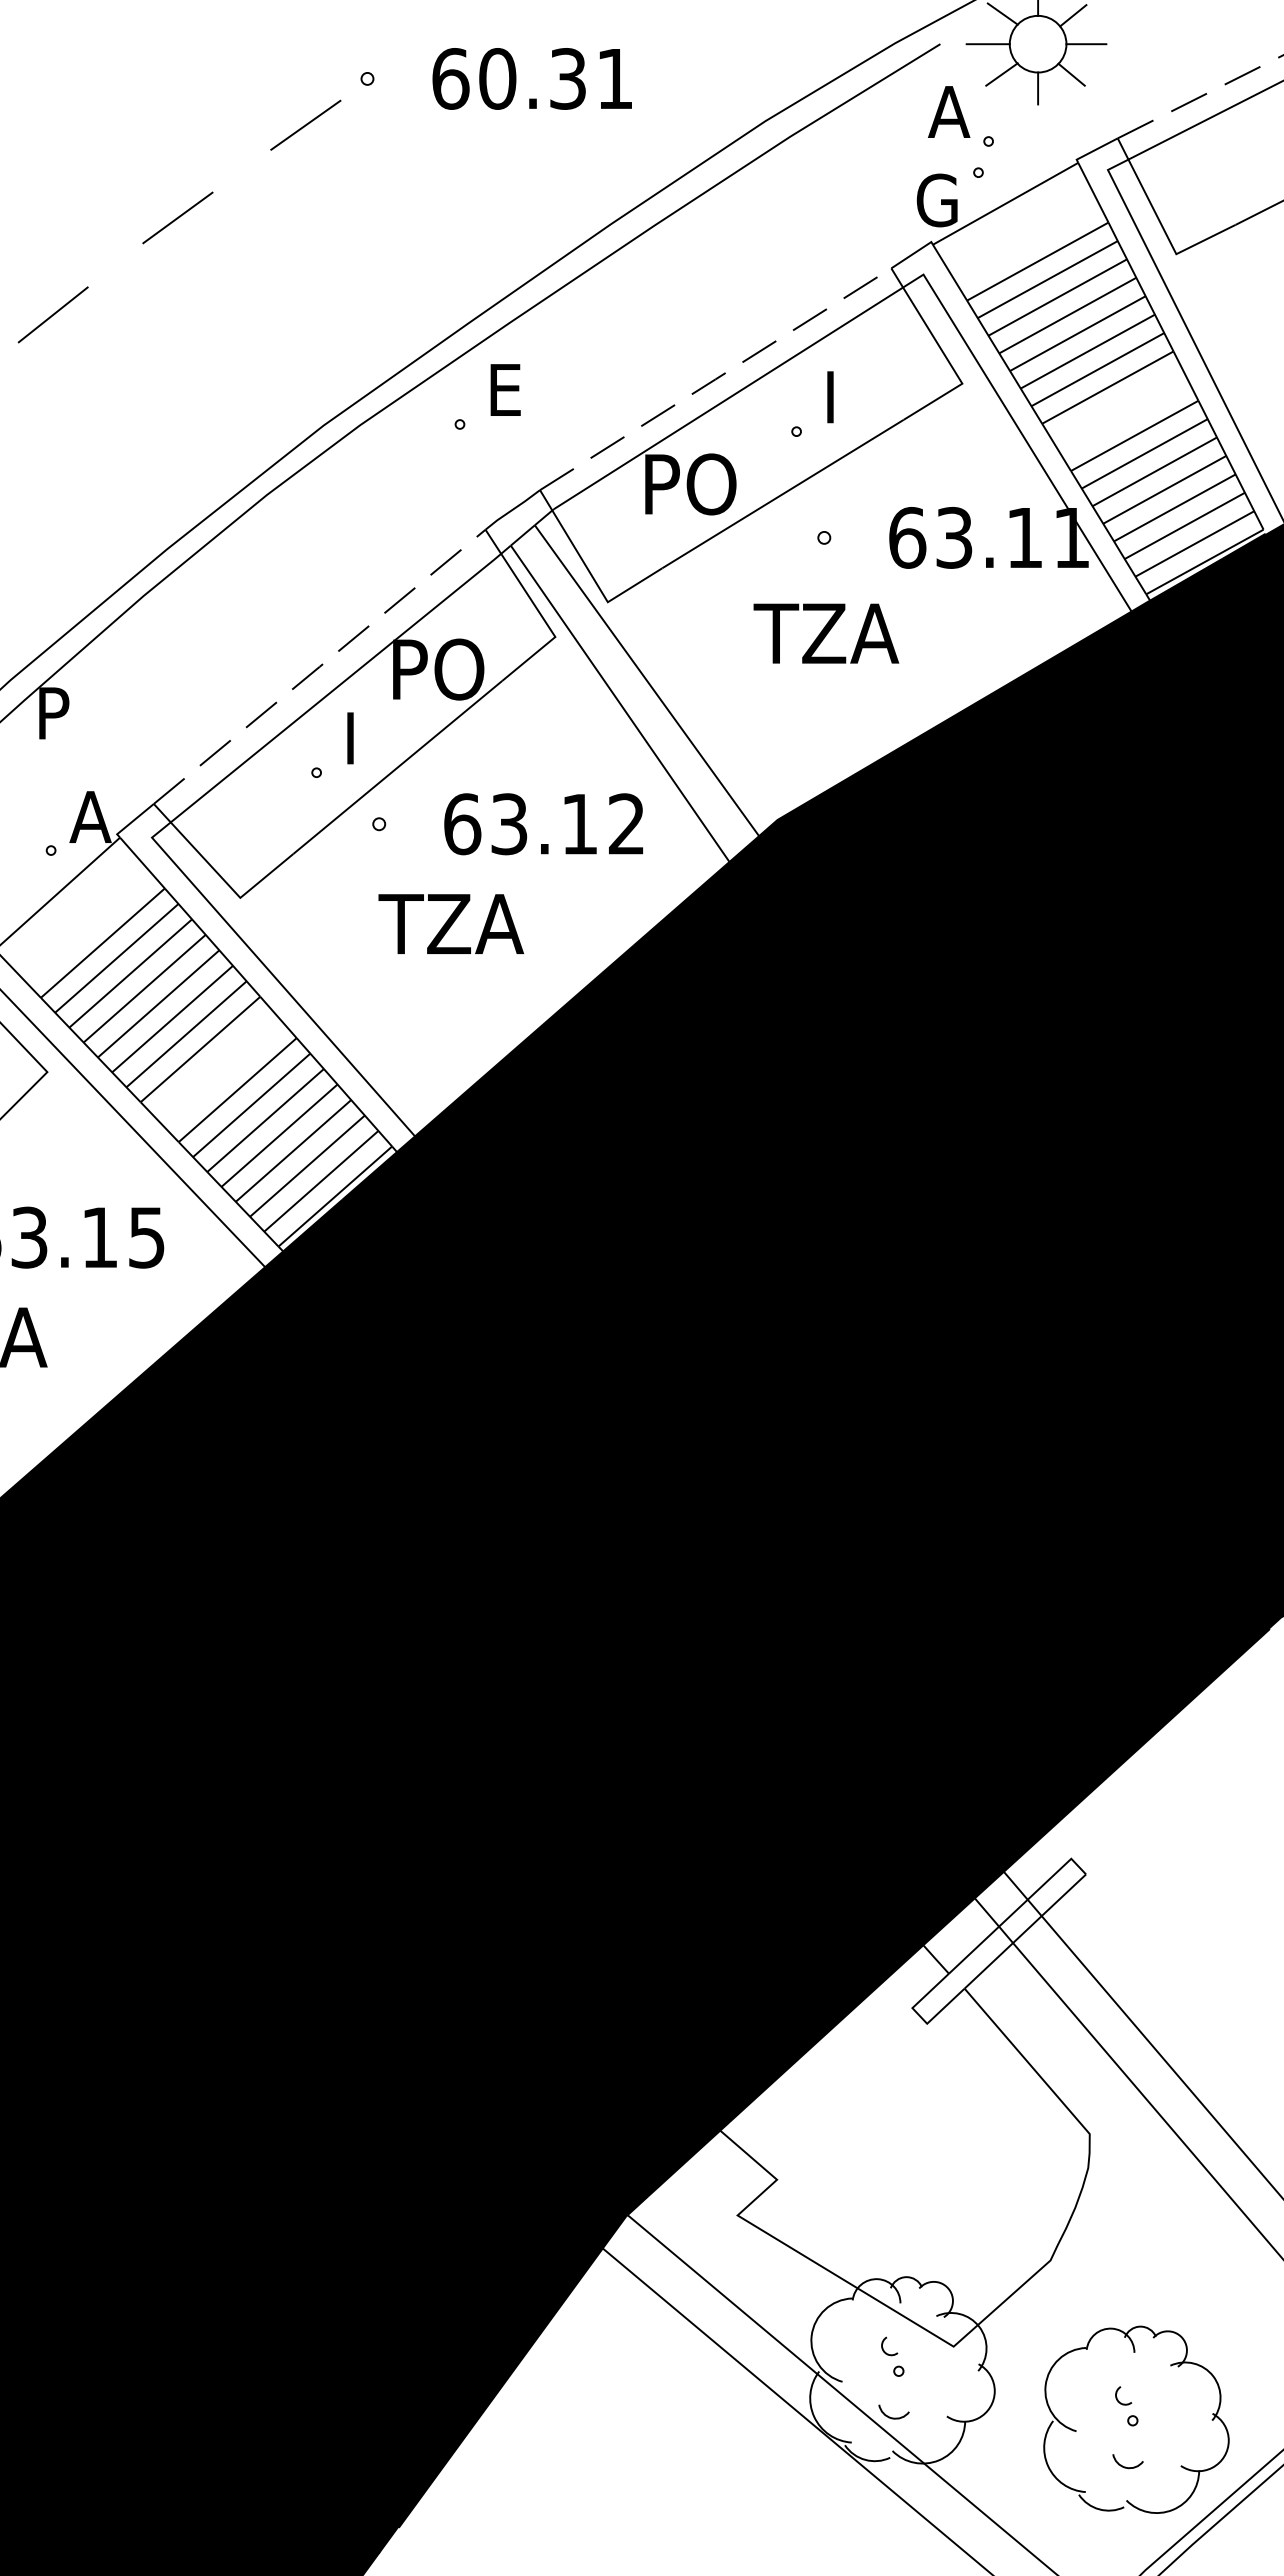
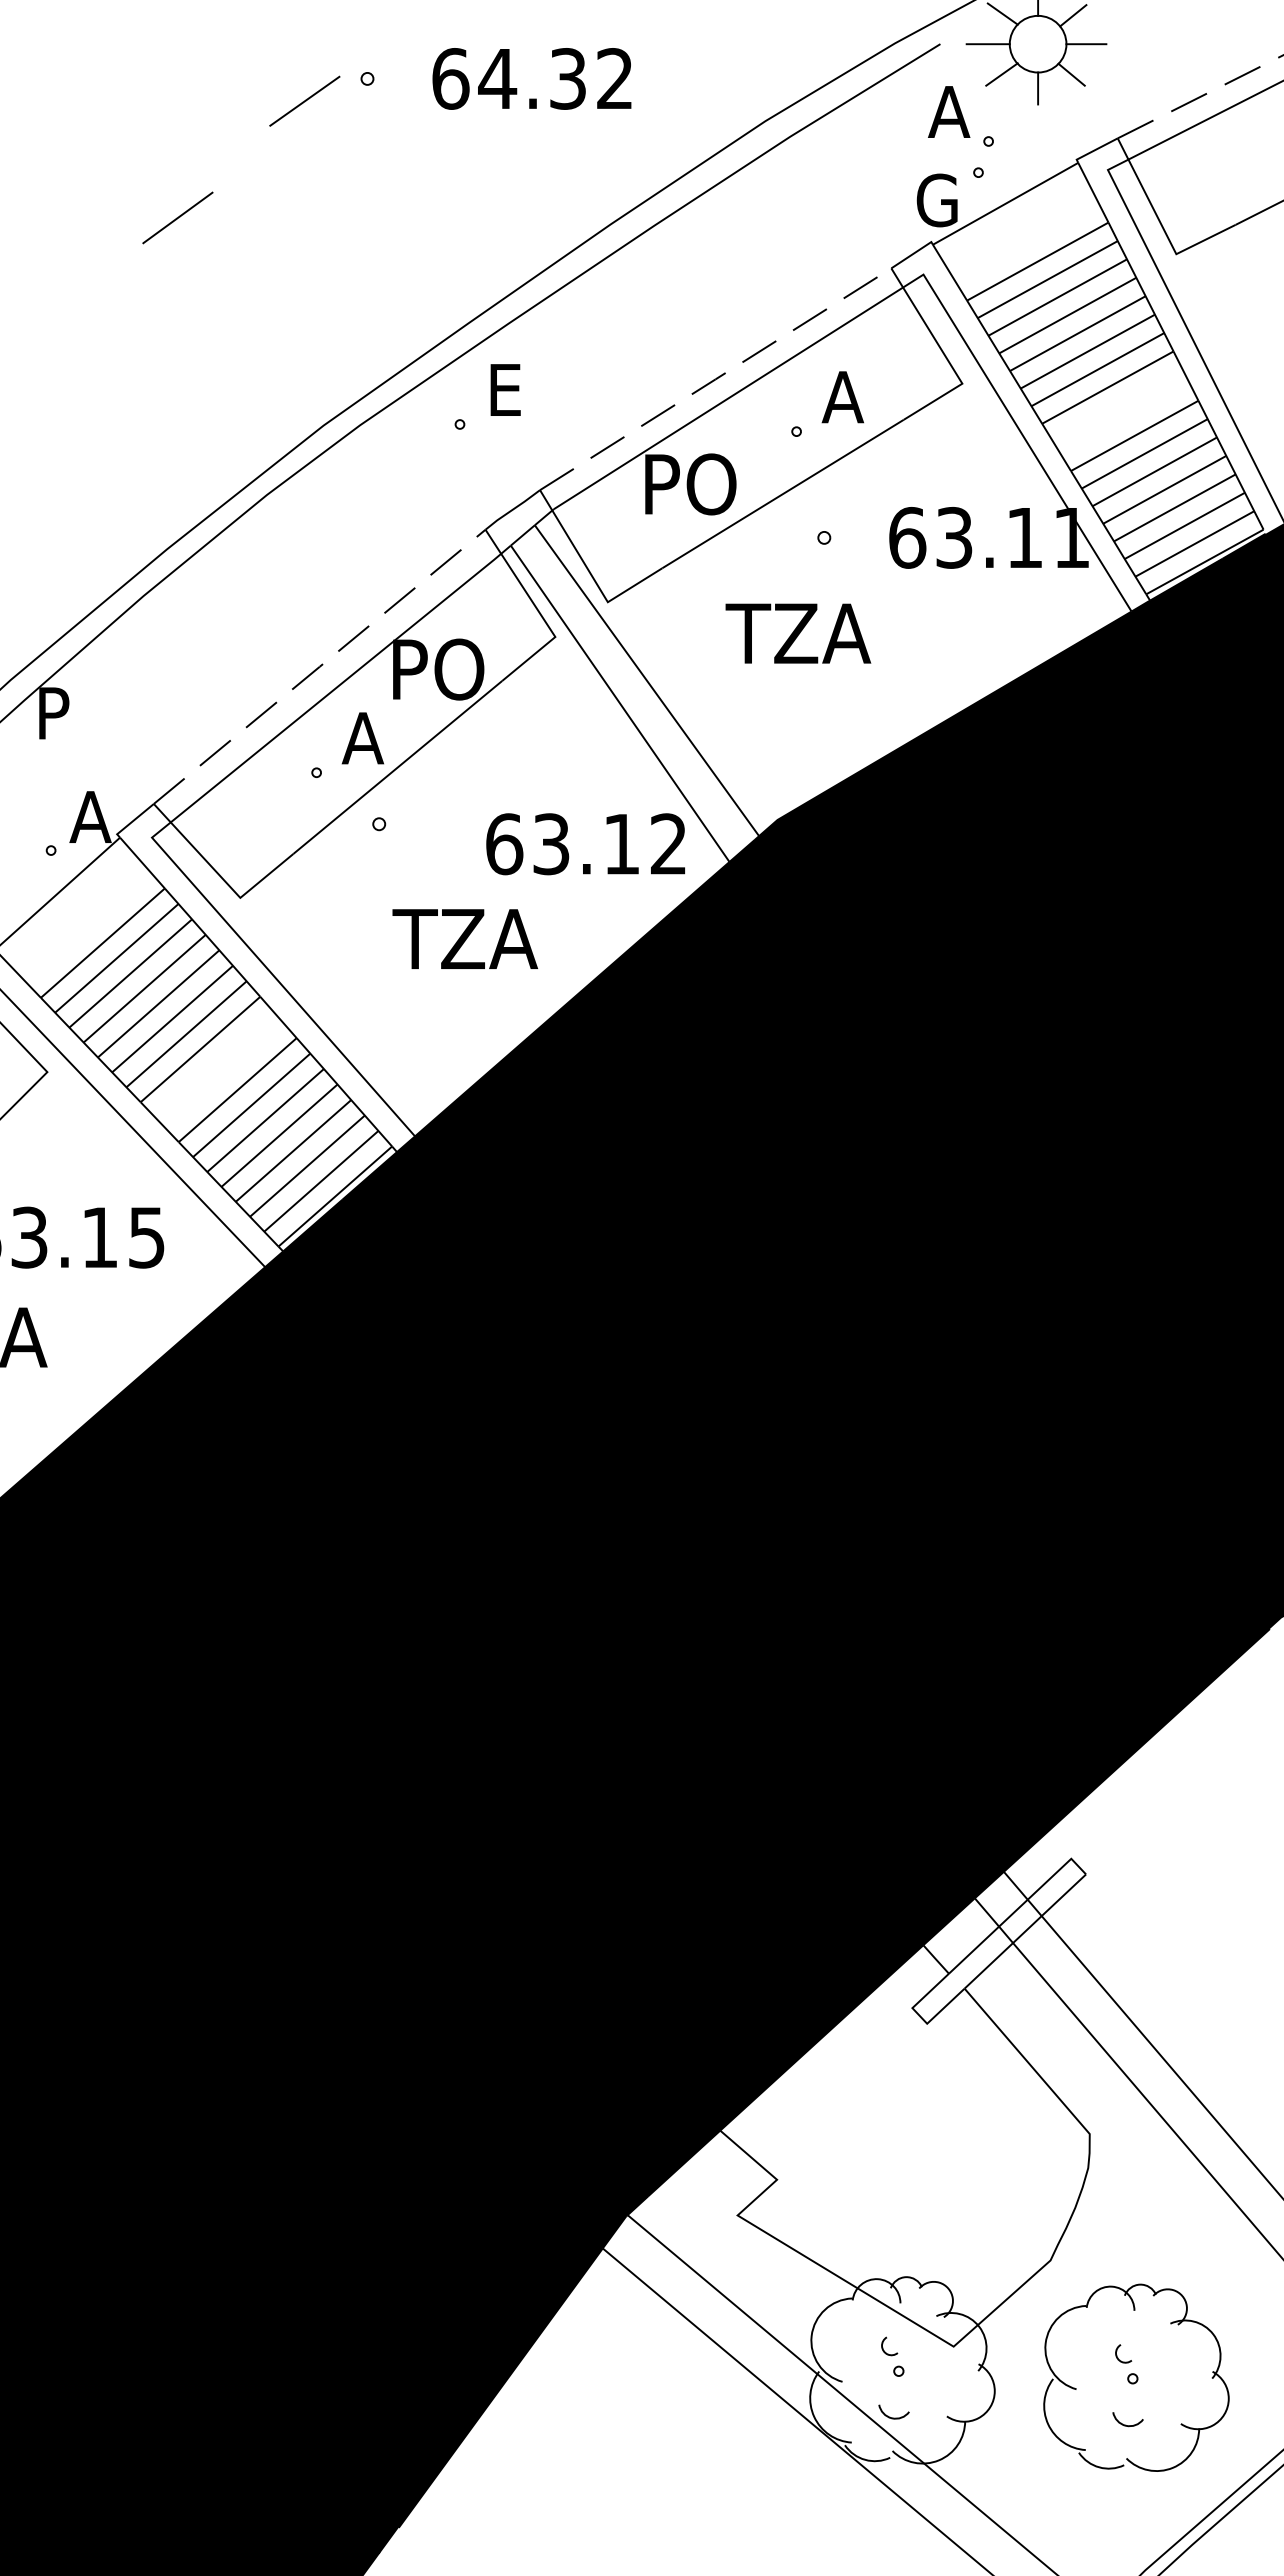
text: 60.31 -> 64.32 (554, 78)
line position: (305, 124) -> (304, 100) (304, 100)
line: present -> none (52, 314)
text: I -> A (842, 397)
text position: (826, 633) -> (798, 633) (798, 633)
text: I -> A (362, 738)
text position: (543, 824) -> (585, 844) (585, 844)
text position: (451, 923) -> (465, 938) (465, 938)
part position: (1136, 2419) -> (1136, 2377) (1136, 2377)
